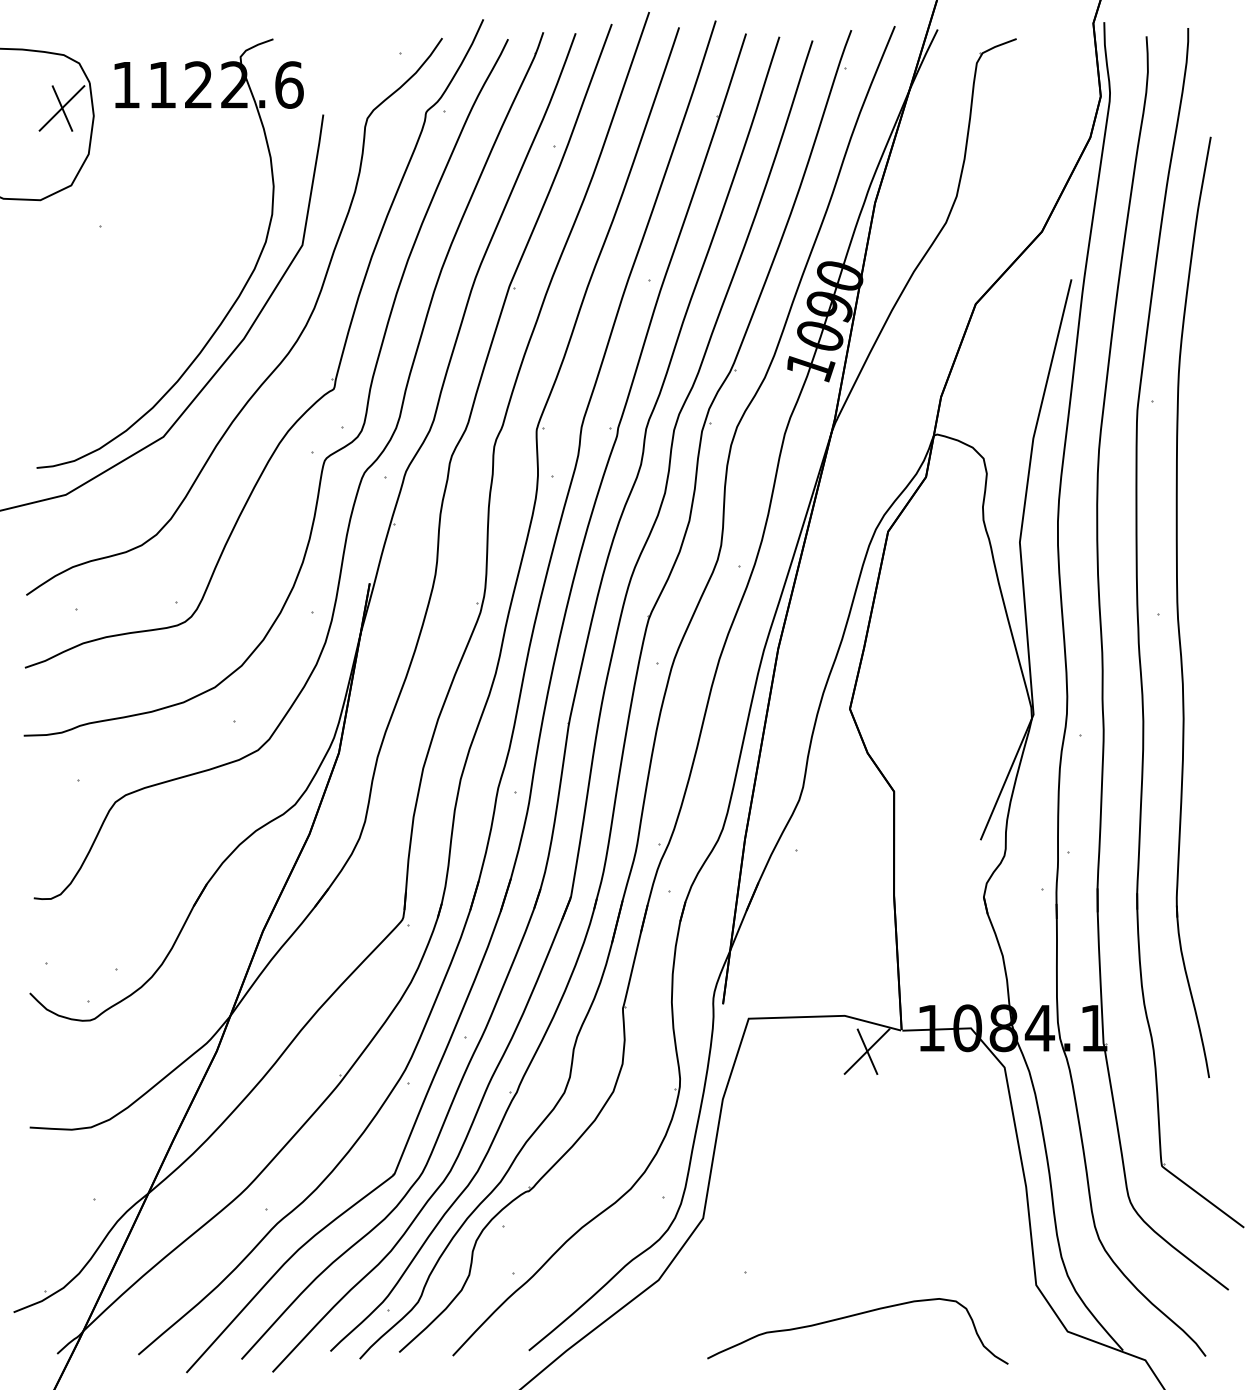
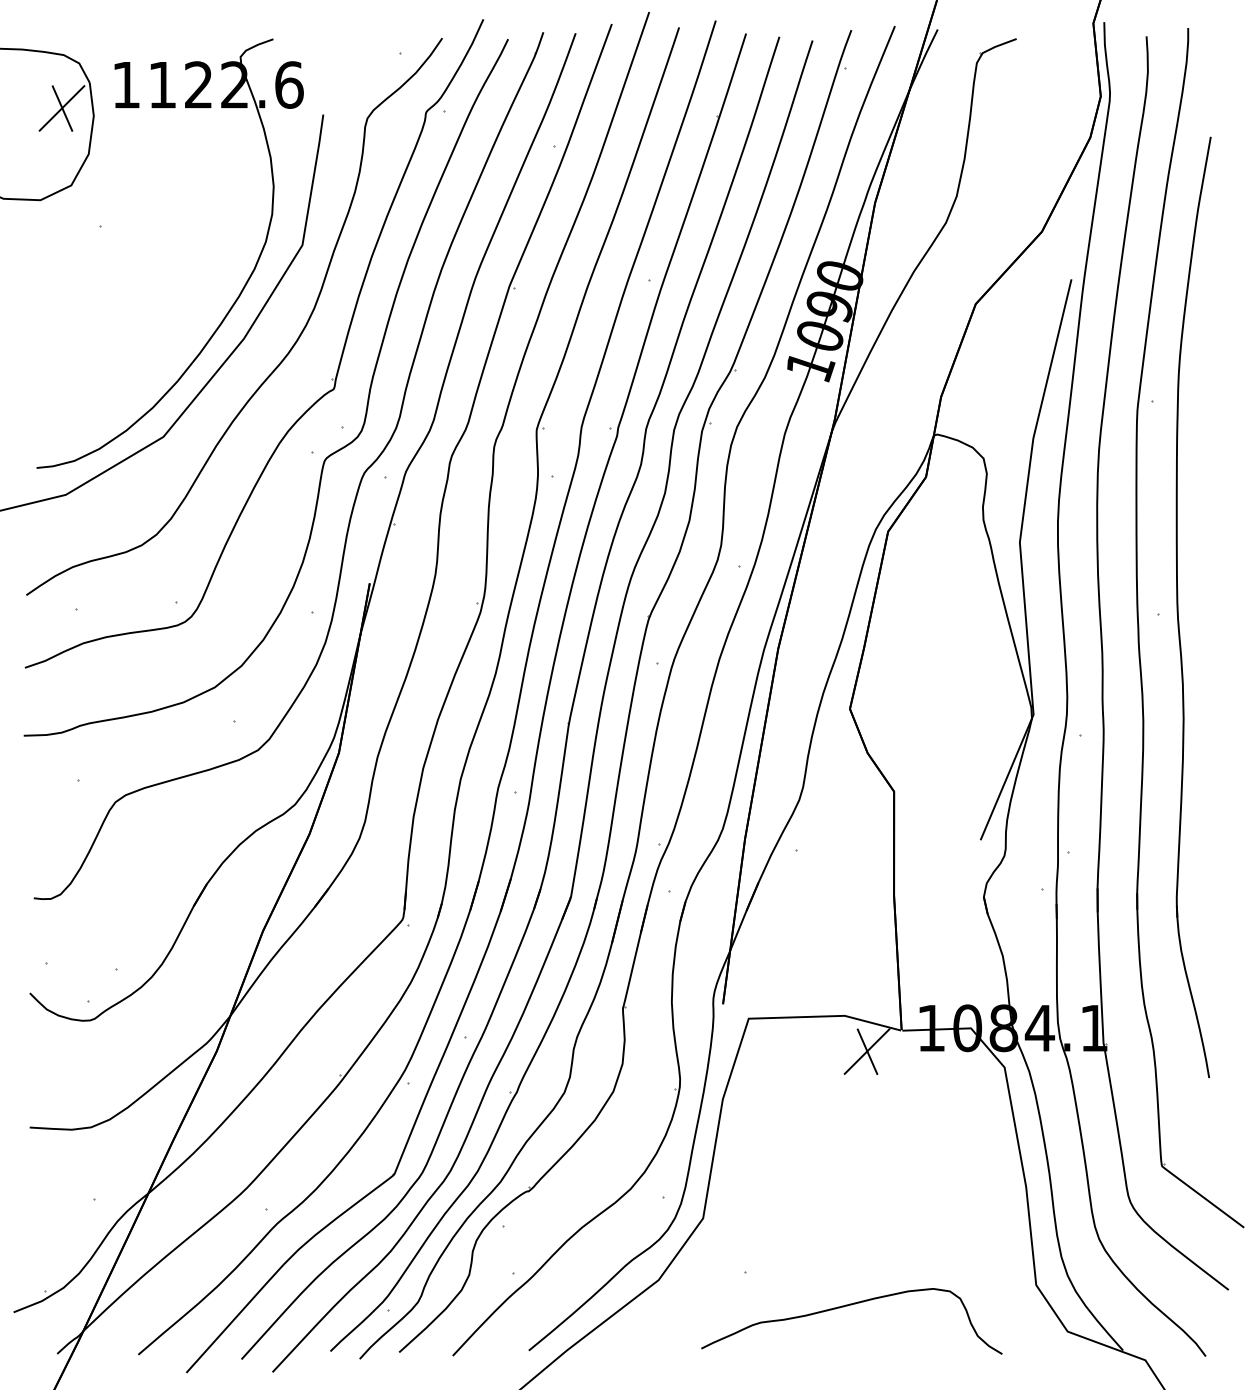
curve position: (853, 1316) -> (847, 1306) (847, 1306)
